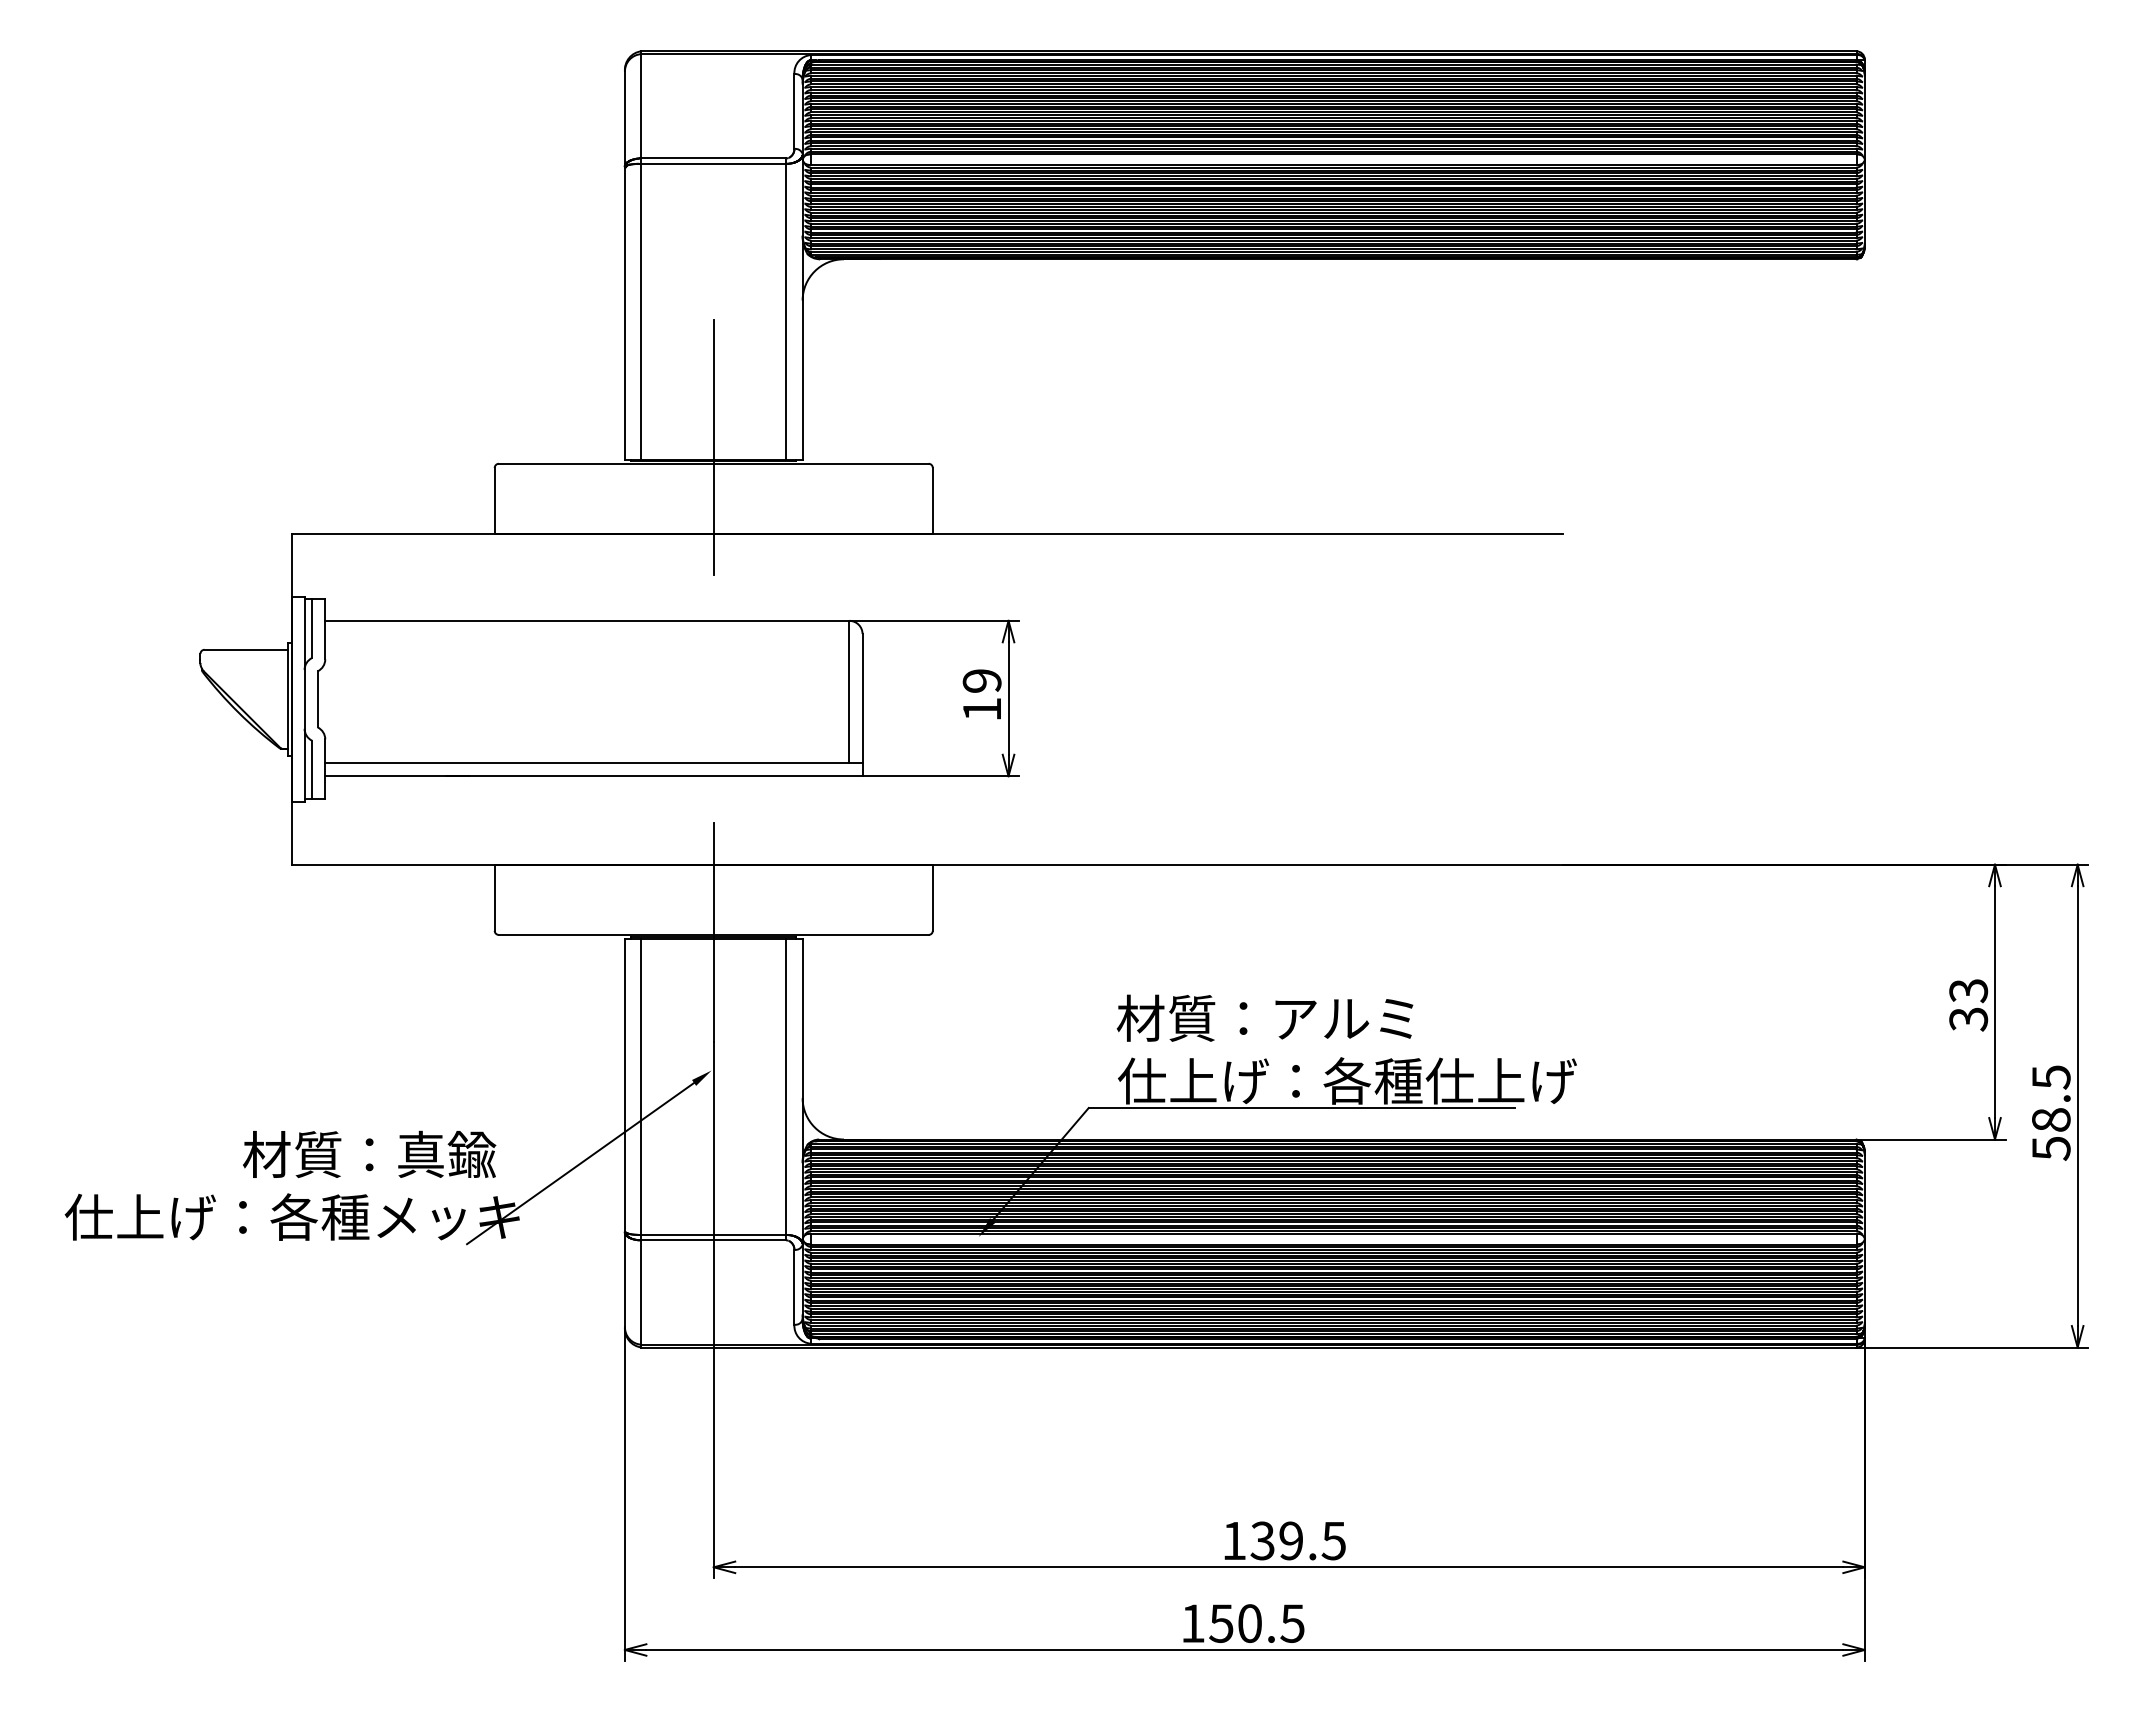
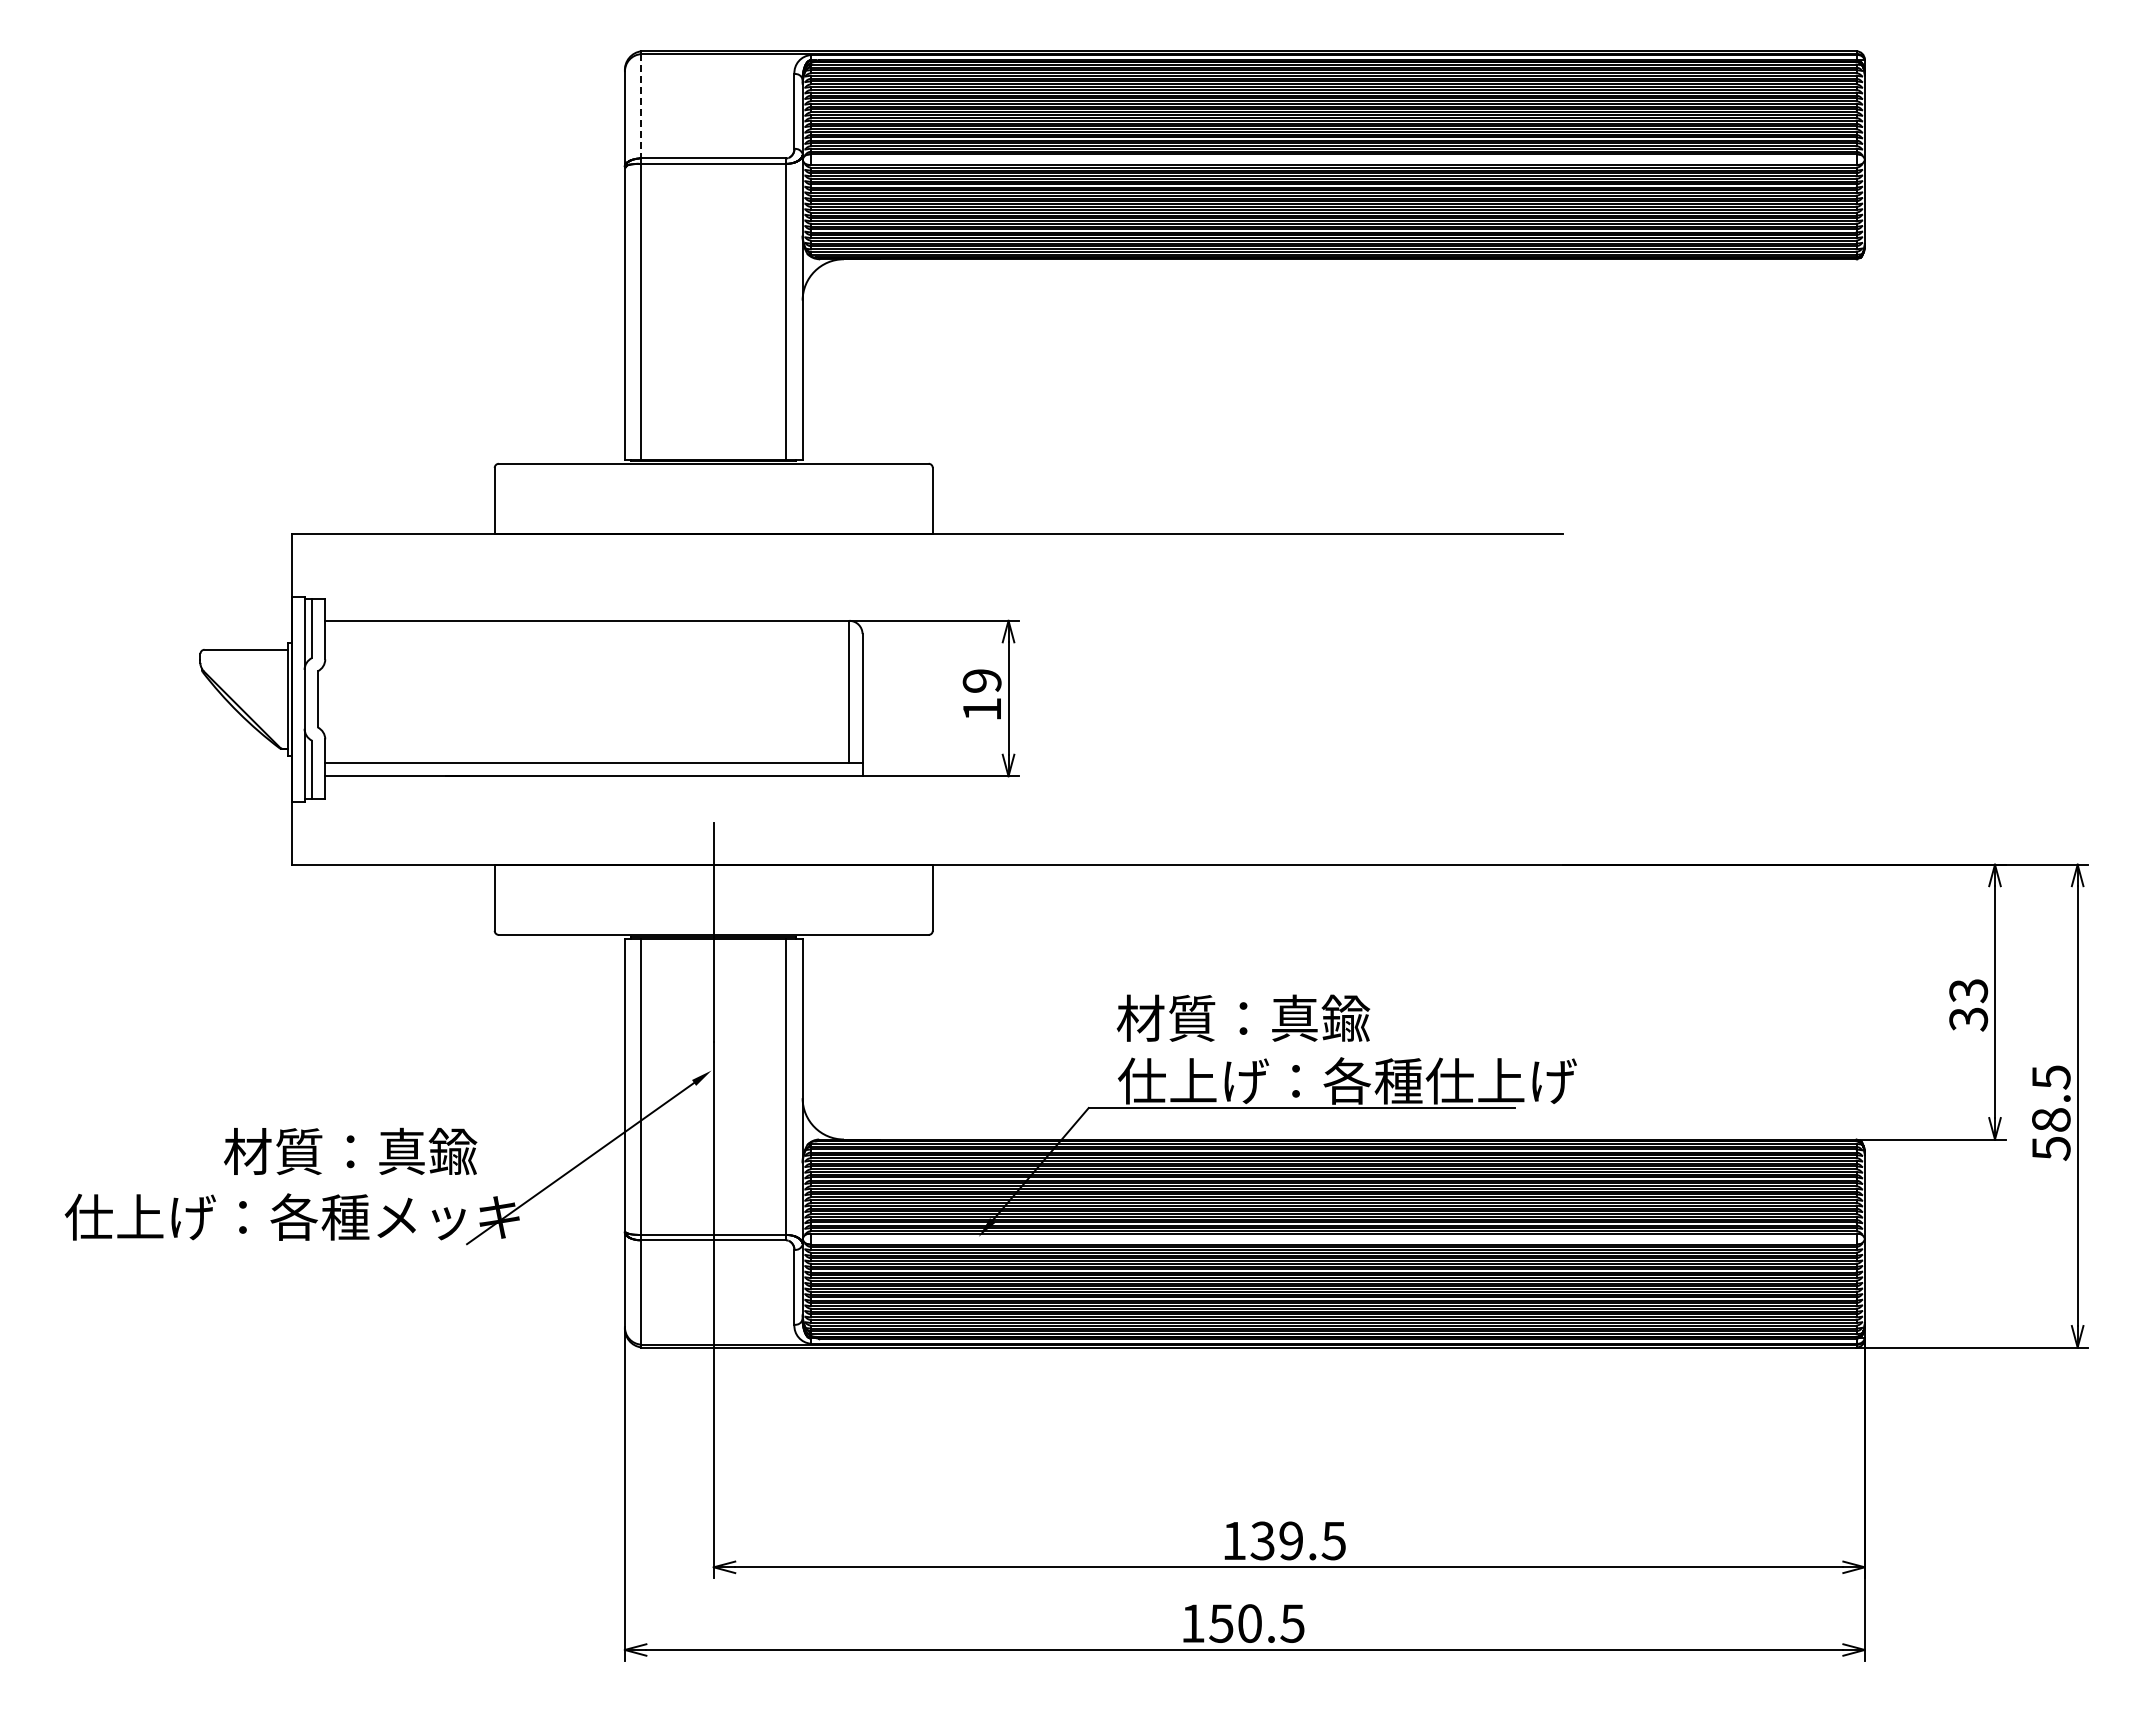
line: solid -> dashed (641, 106)
line: present -> none (713, 447)
text: 材質：アルミ -> 材質：真鍮 (1342, 1017)
text position: (369, 1154) -> (350, 1151) (350, 1151)
